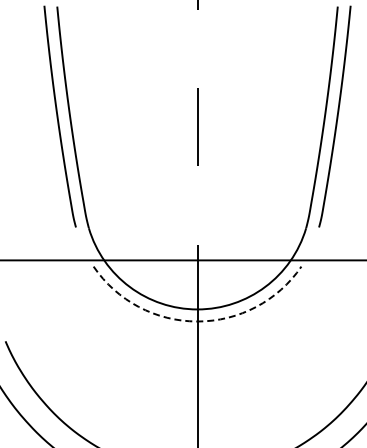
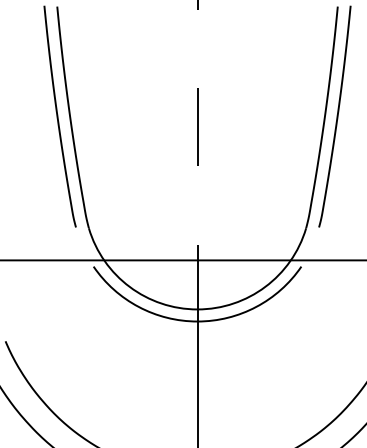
arc: dashed -> solid (197, 321)
